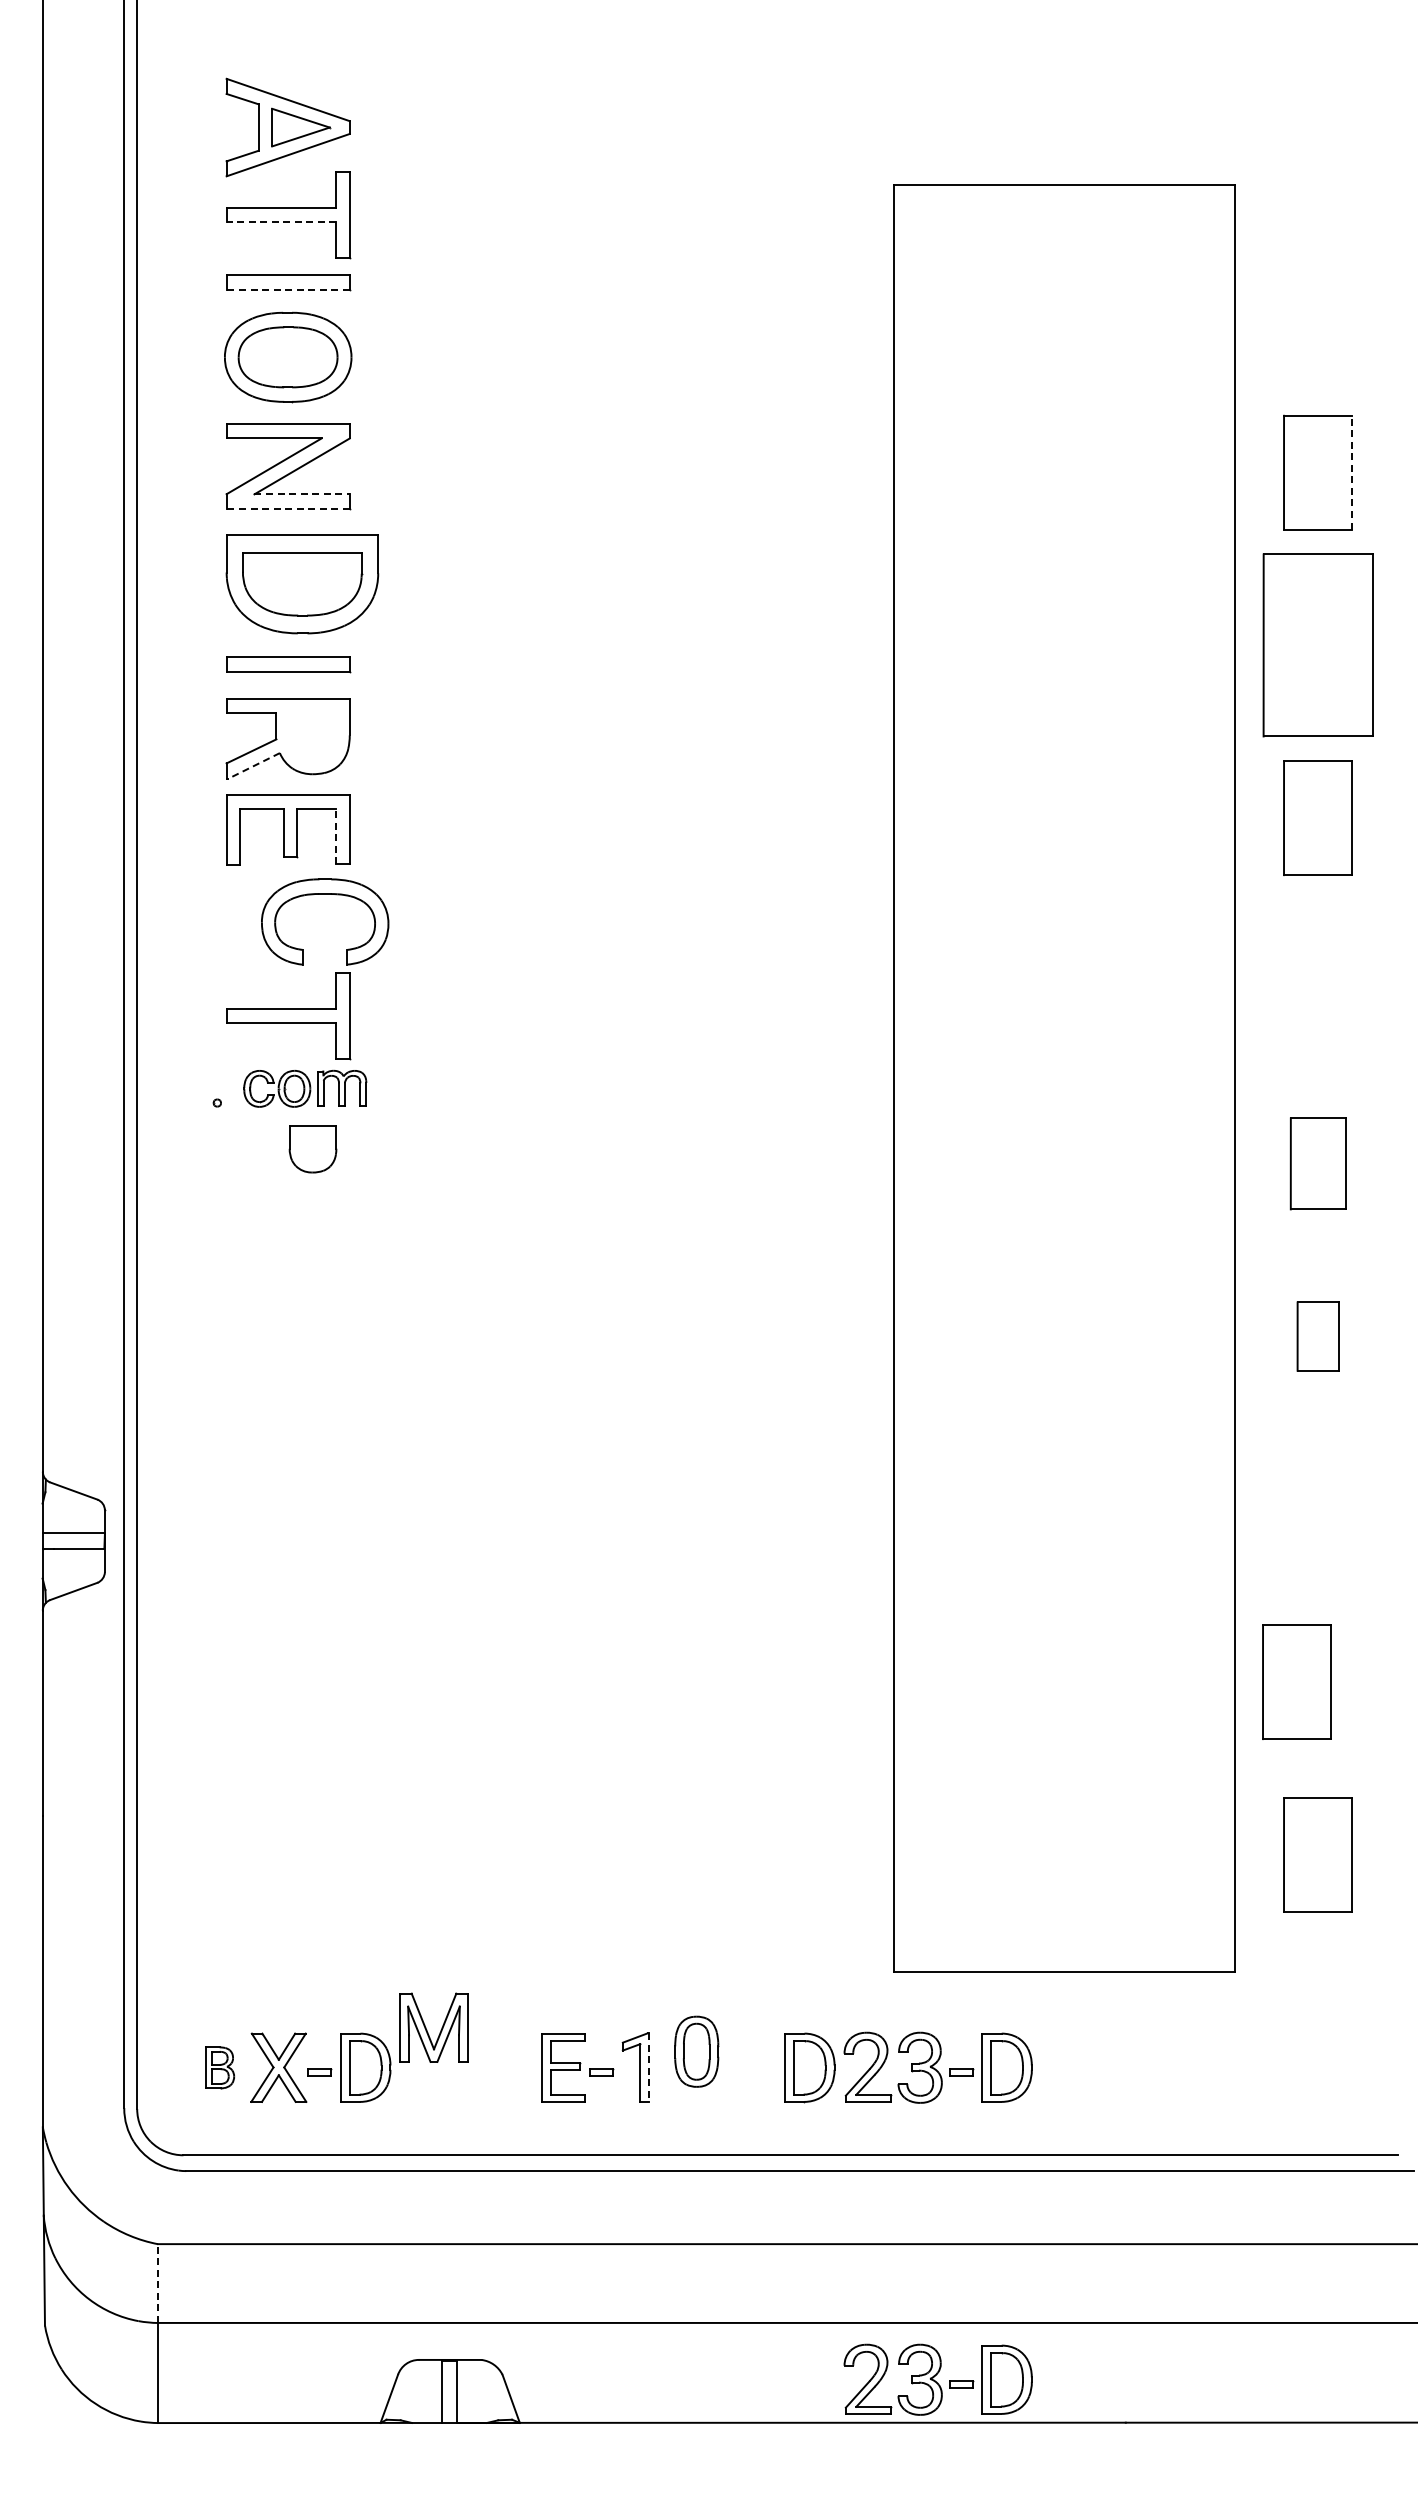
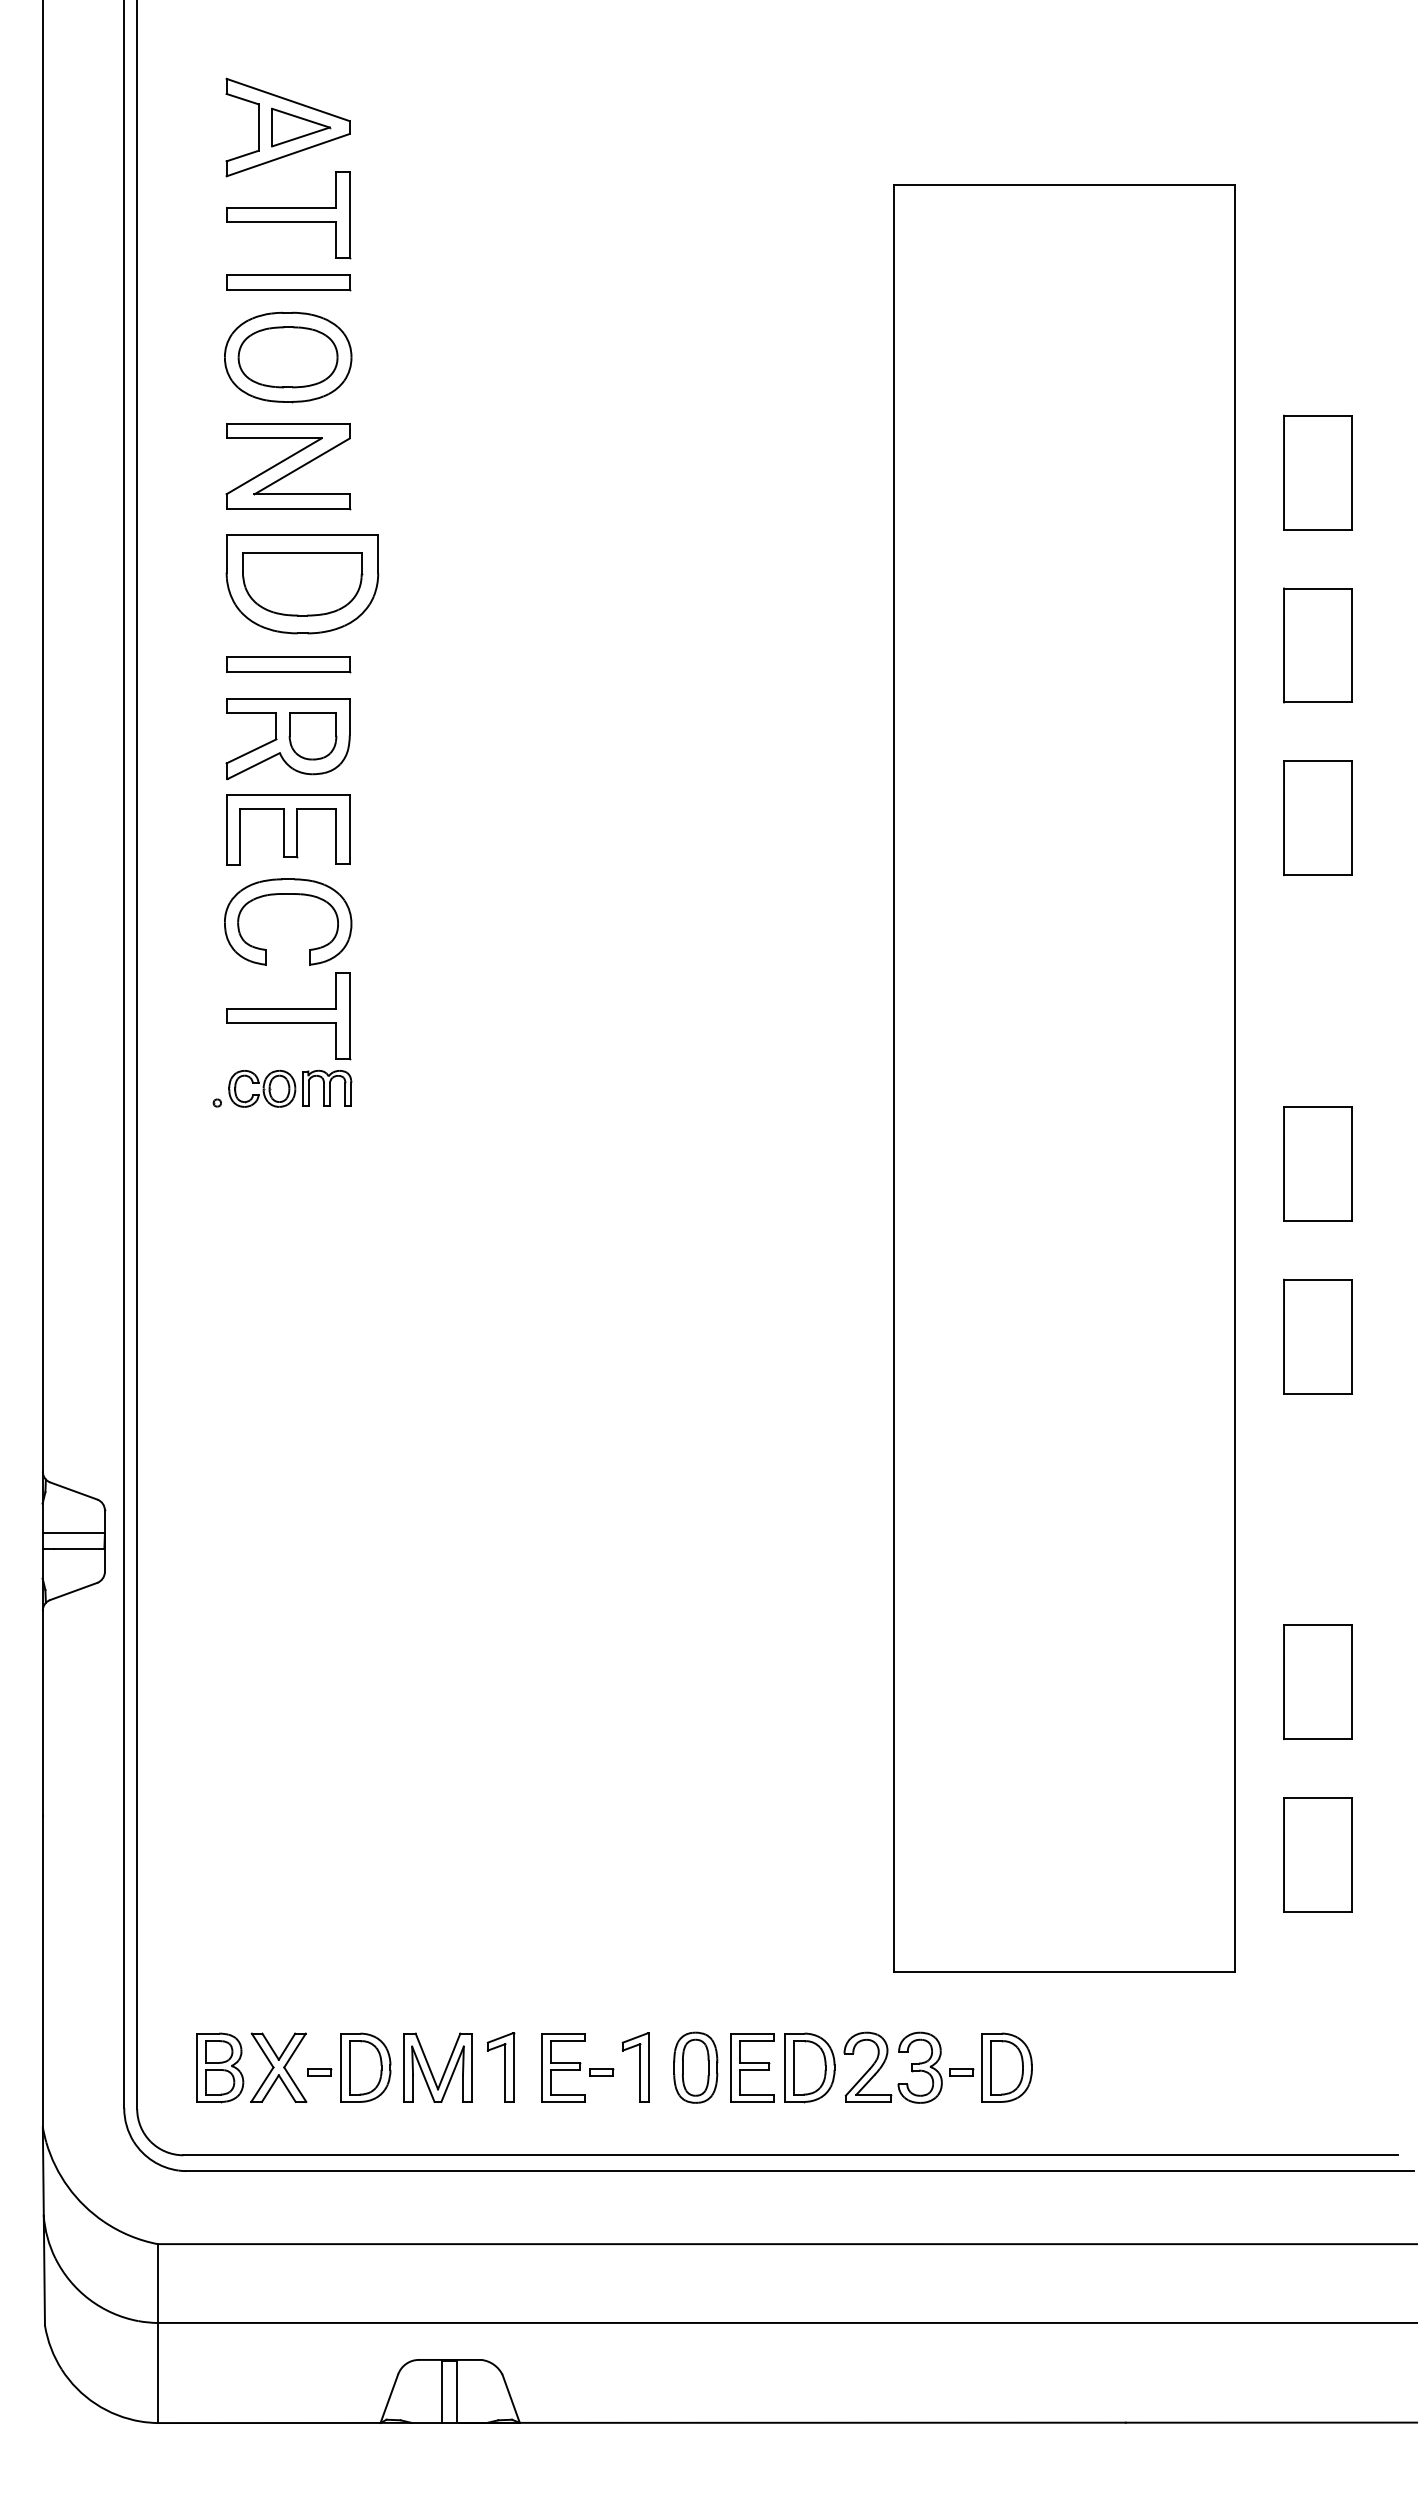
line: dashed -> solid (281, 222)
line: dashed -> solid (288, 289)
line: dashed -> solid (1352, 472)
line: dashed -> solid (302, 494)
line: dashed -> solid (288, 508)
part size: 112x185 px -> 70x117 px (1317, 645)
line: dashed -> solid (253, 766)
line: dashed -> solid (336, 836)
part position: (325, 894) -> (288, 894) (288, 894)
part position: (305, 1088) -> (290, 1088) (290, 1088)
part position: (312, 1149) -> (312, 736) (312, 736)
part size: 58x94 px -> 70x116 px (1317, 1163)
part size: 44x71 px -> 70x117 px (1317, 1336)
part position: (1296, 1681) -> (1317, 1681) (1317, 1681)
part position: (427, 2029) -> (431, 2069) (431, 2069)
part position: (696, 2051) -> (695, 2067) (695, 2067)
part size: 30x44 px -> 49x72 px (220, 2067)
part: none -> present (500, 2067)
part: none -> present (752, 2067)
line: dashed -> solid (649, 2068)
line: dashed -> solid (158, 2283)
part: present -> none (937, 2379)
